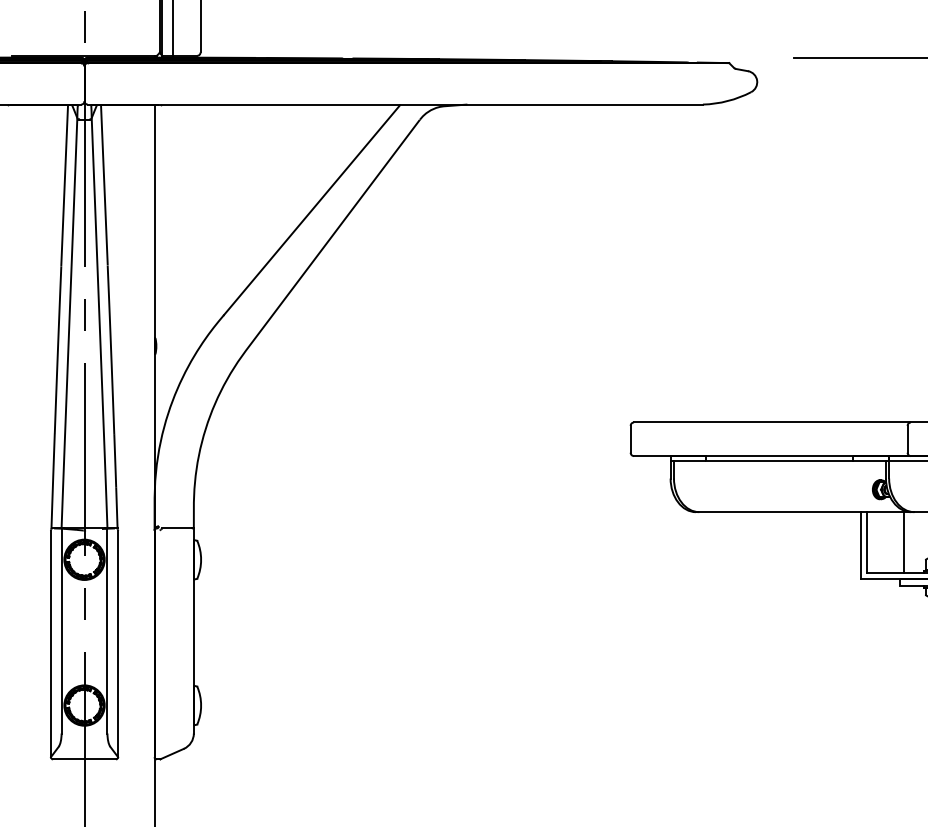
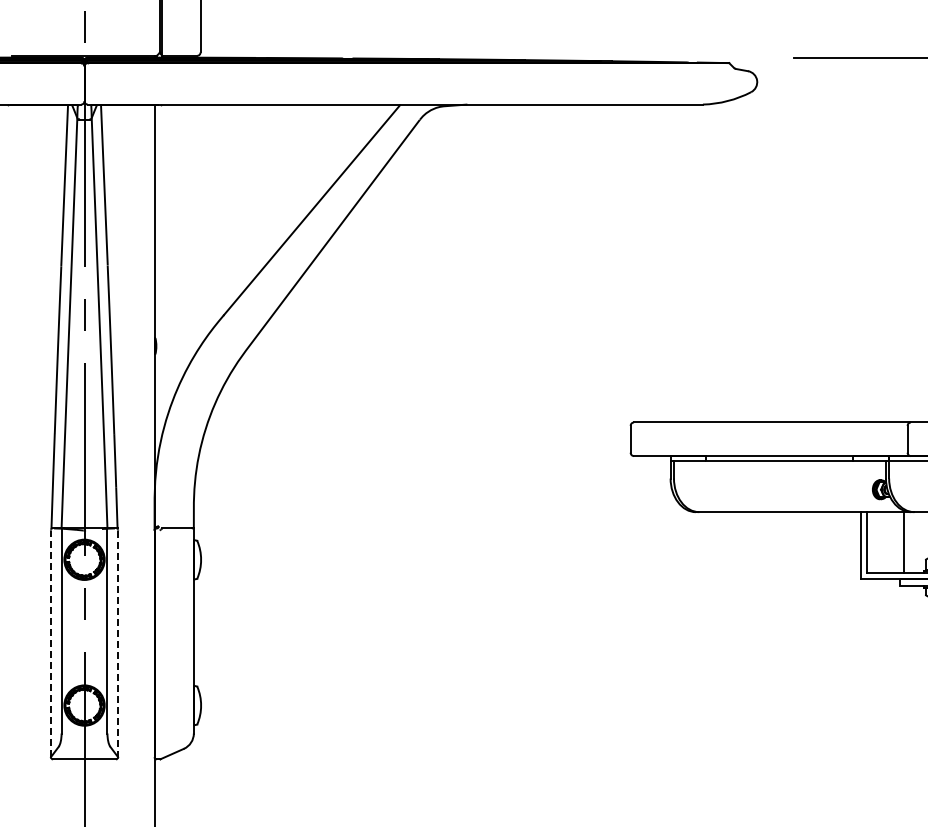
line: present -> none (172, 28)
line: solid -> dashed (50, 643)
line: solid -> dashed (118, 644)
